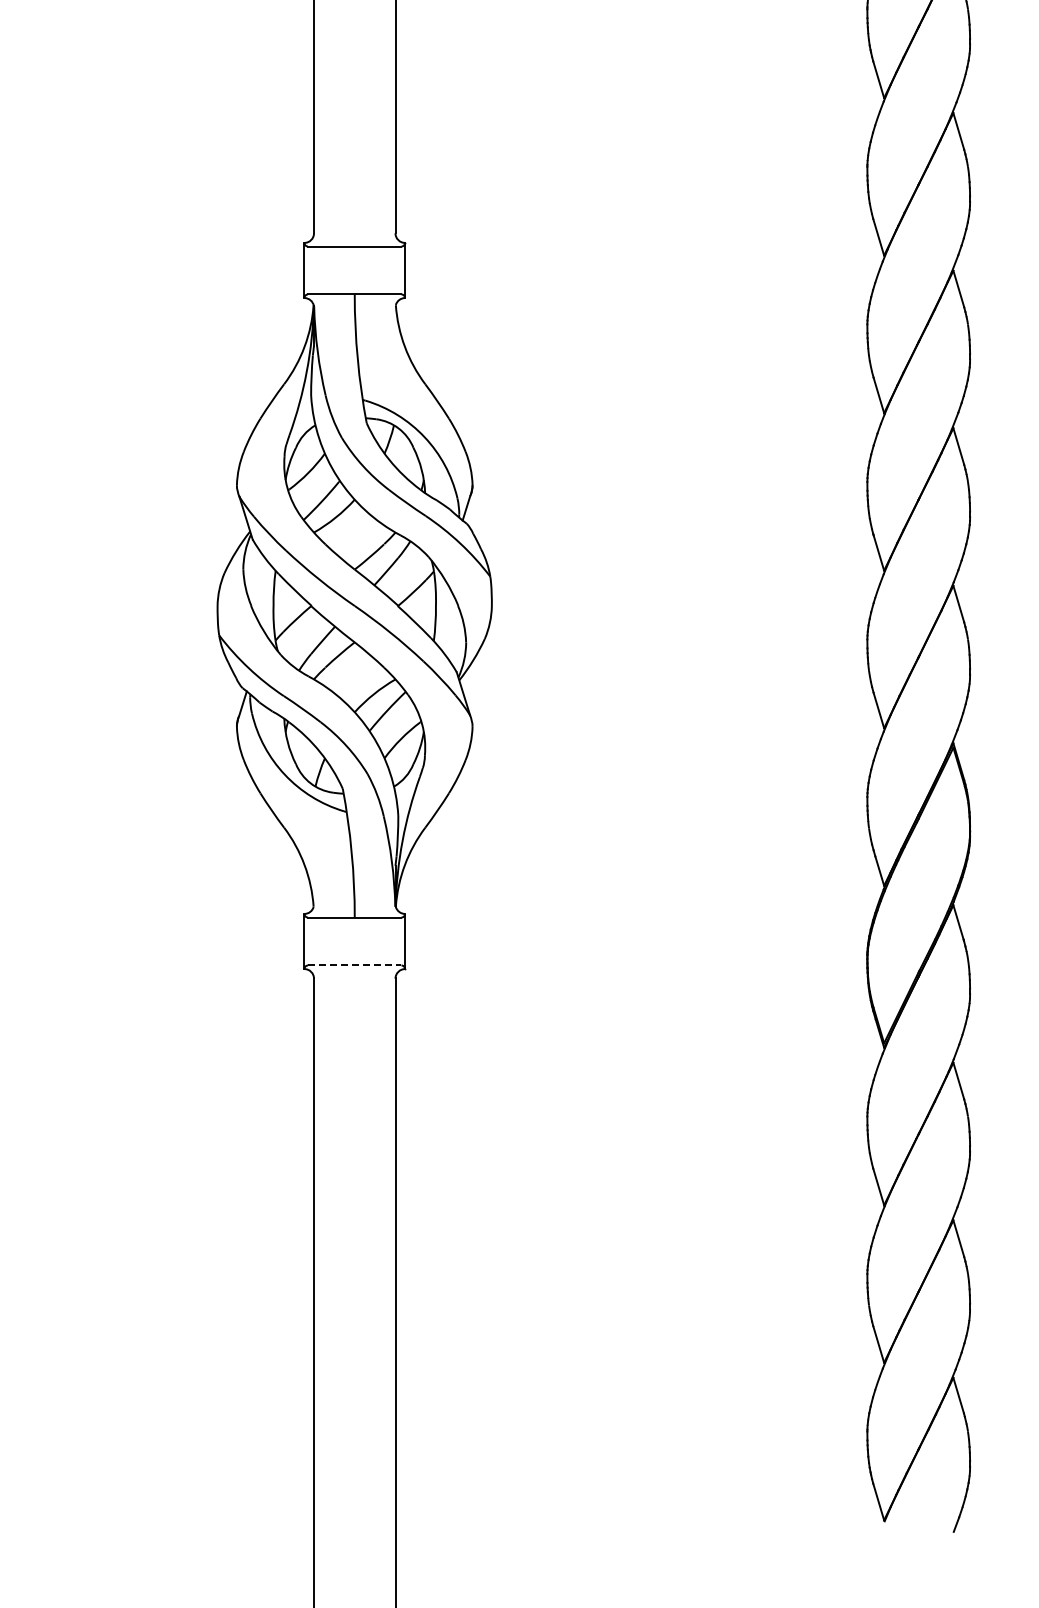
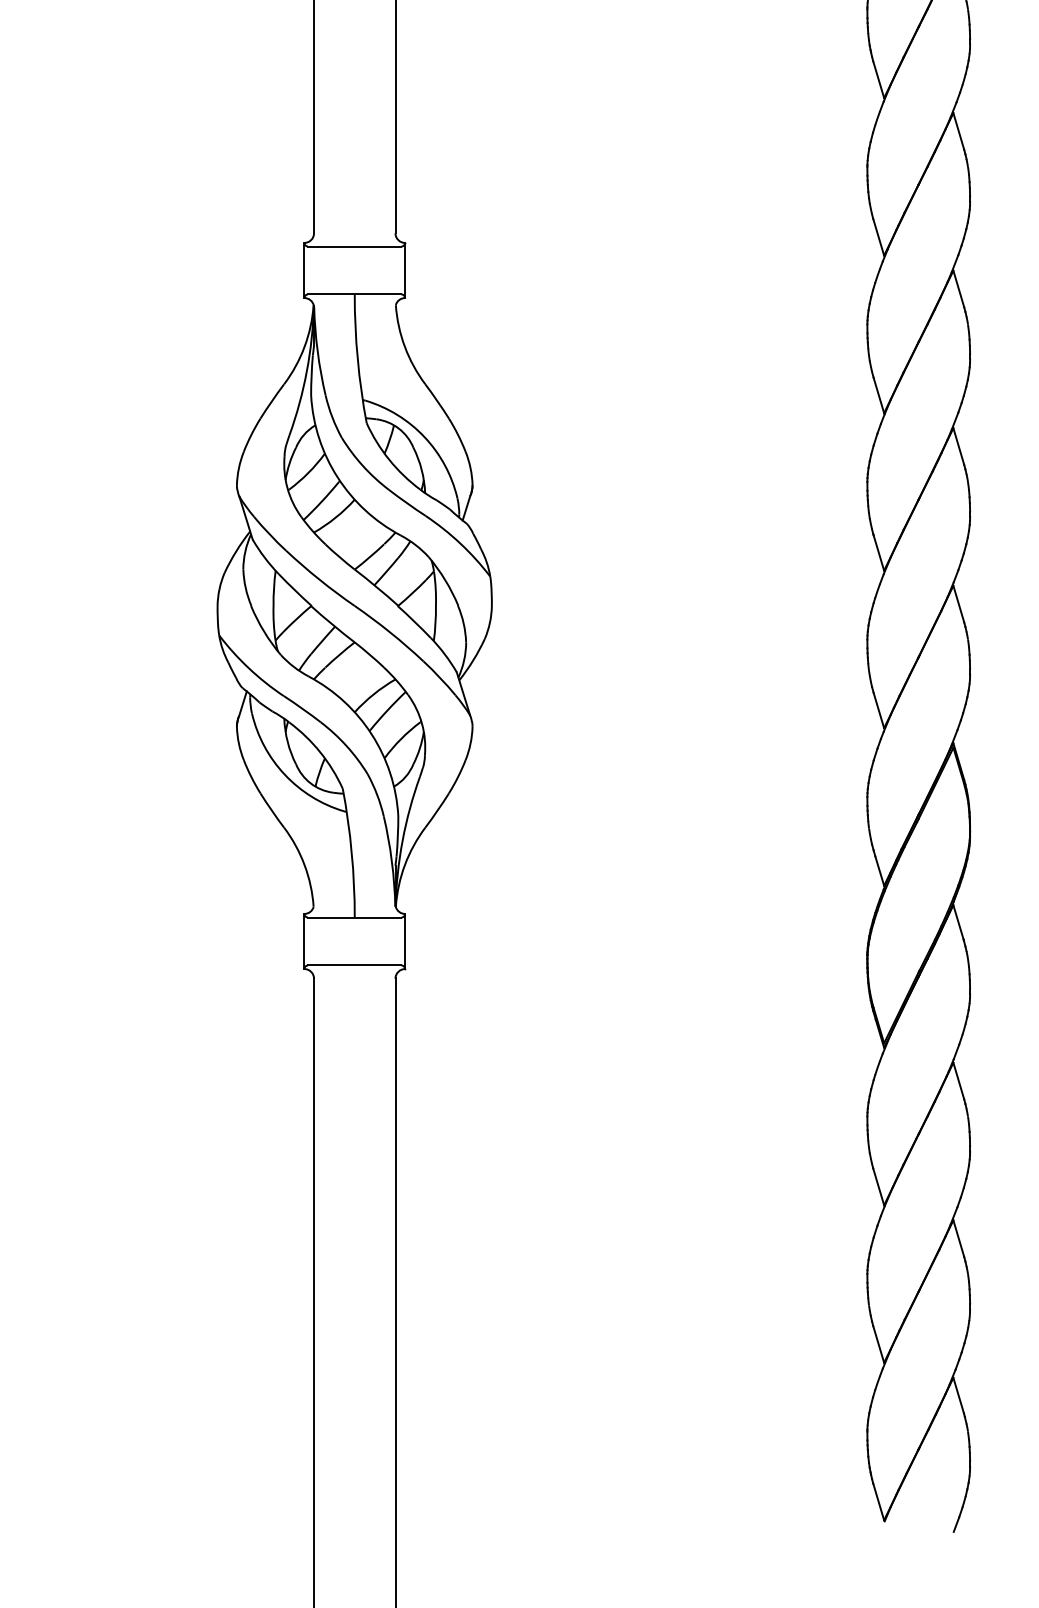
line: dashed -> solid (354, 965)
